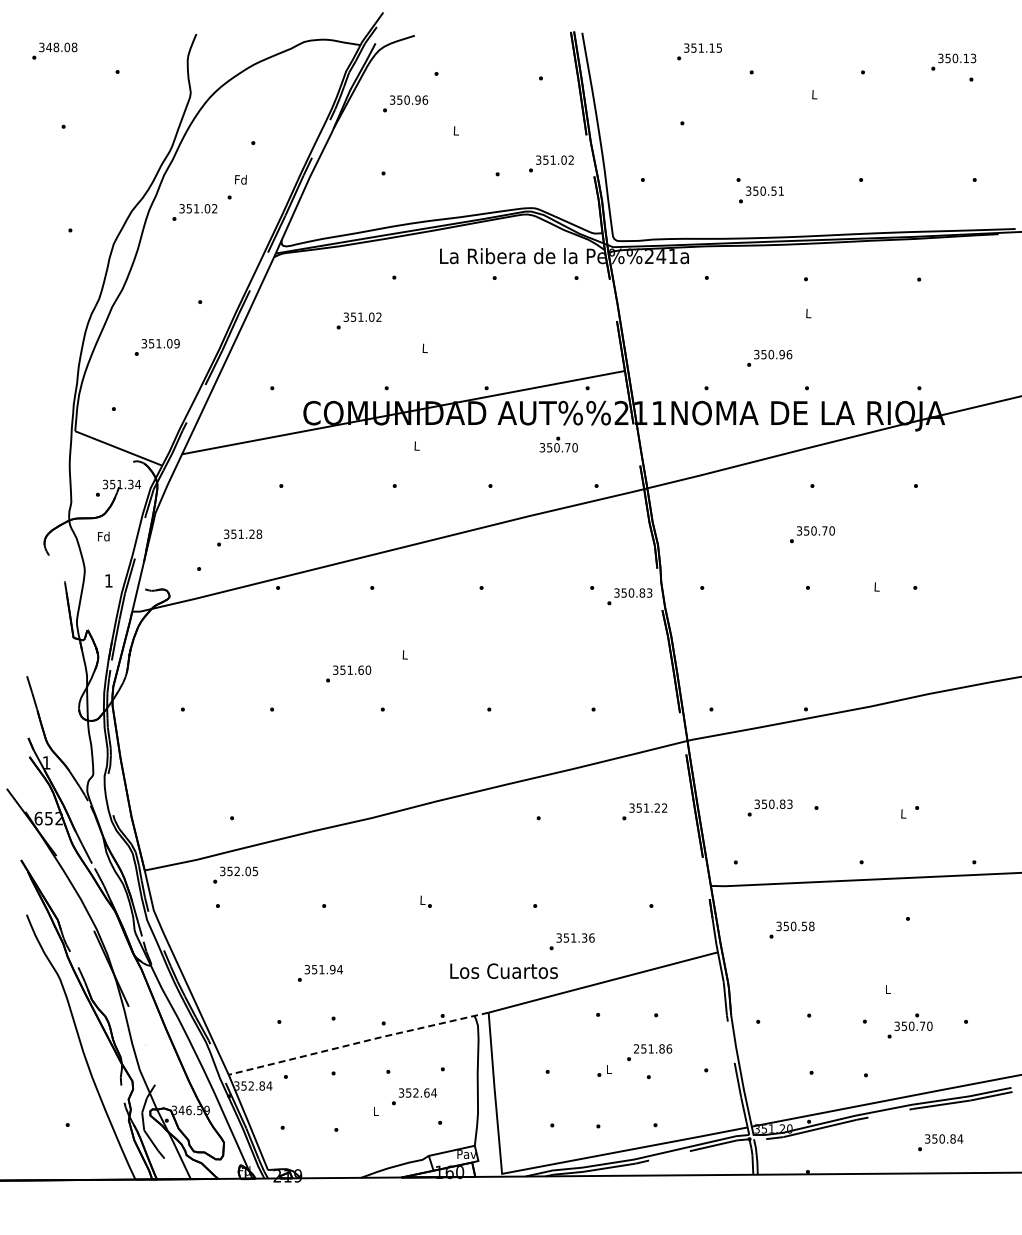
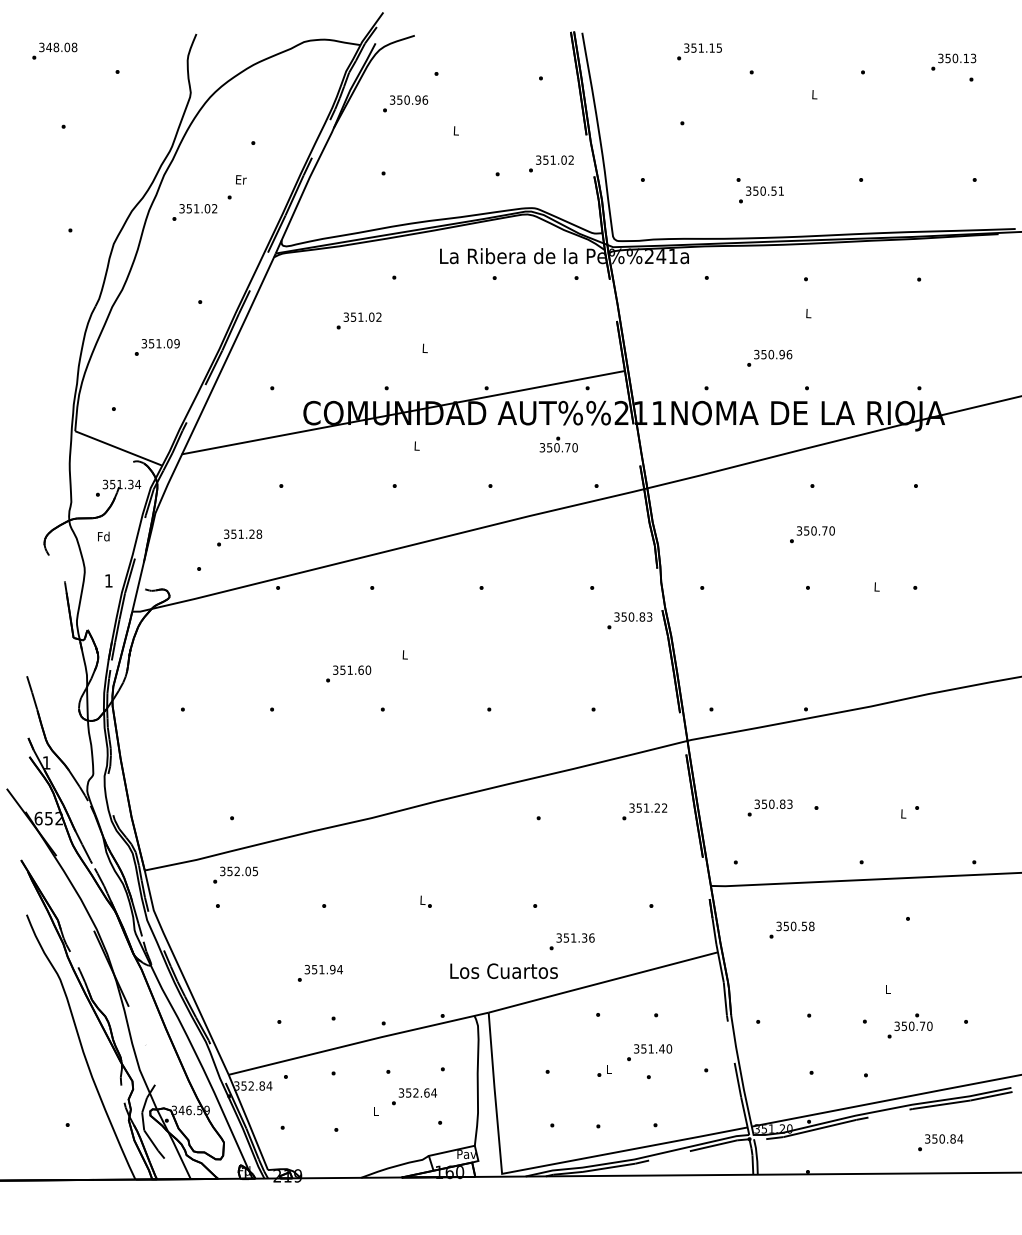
text: Fd -> Er (240, 179)
text position: (629, 596) -> (629, 620) (629, 620)
line: dashed -> solid (358, 1042)
text: 251.86 -> 351.40 (653, 1048)
